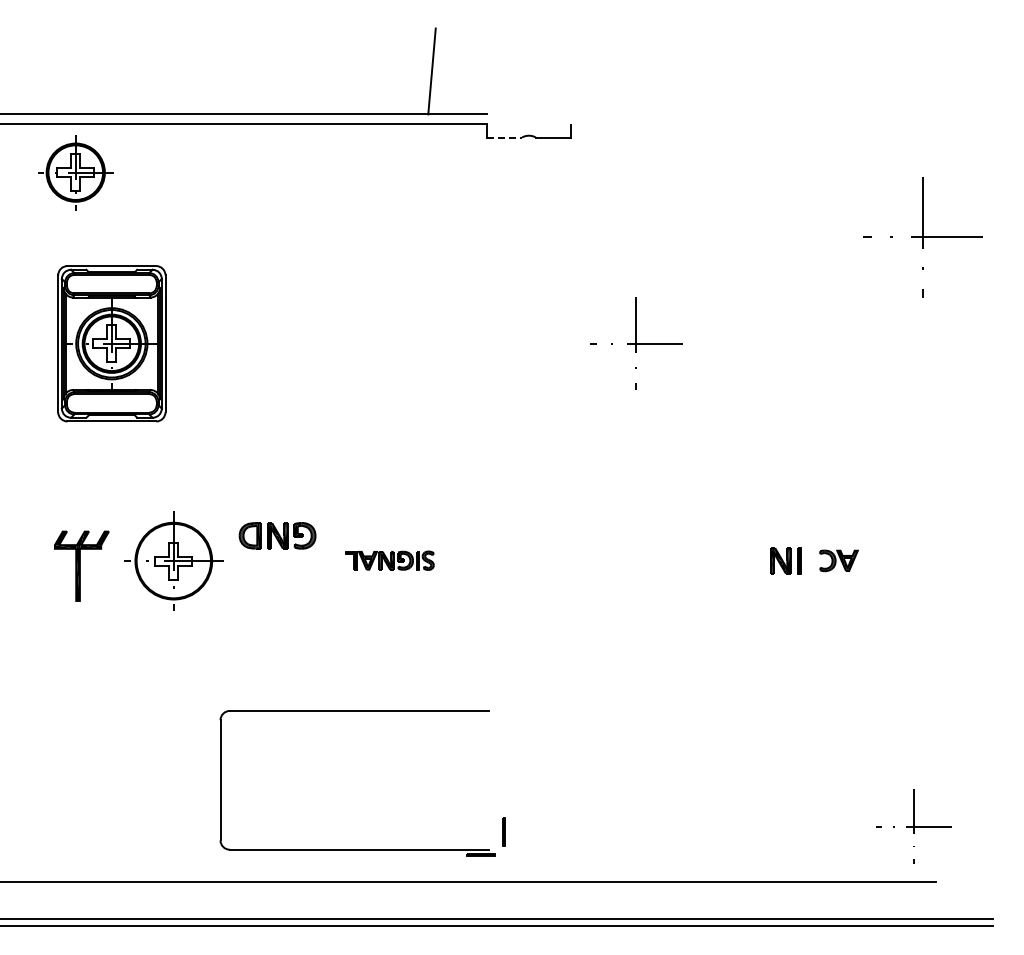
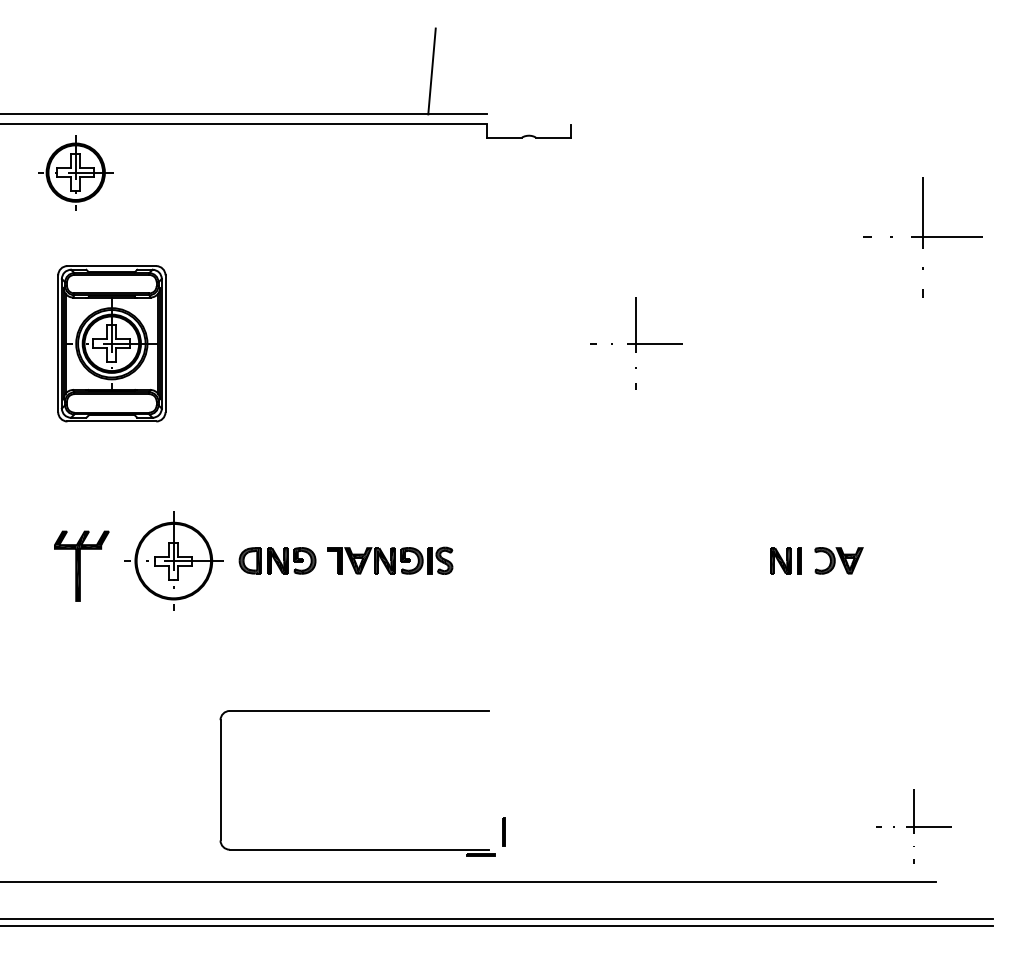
line: dashed -> solid (505, 137)
part position: (277, 535) -> (277, 560) (277, 560)
part size: 90x21 px -> 127x29 px (390, 560)
part size: 40x24 px -> 50x28 px (838, 560)
